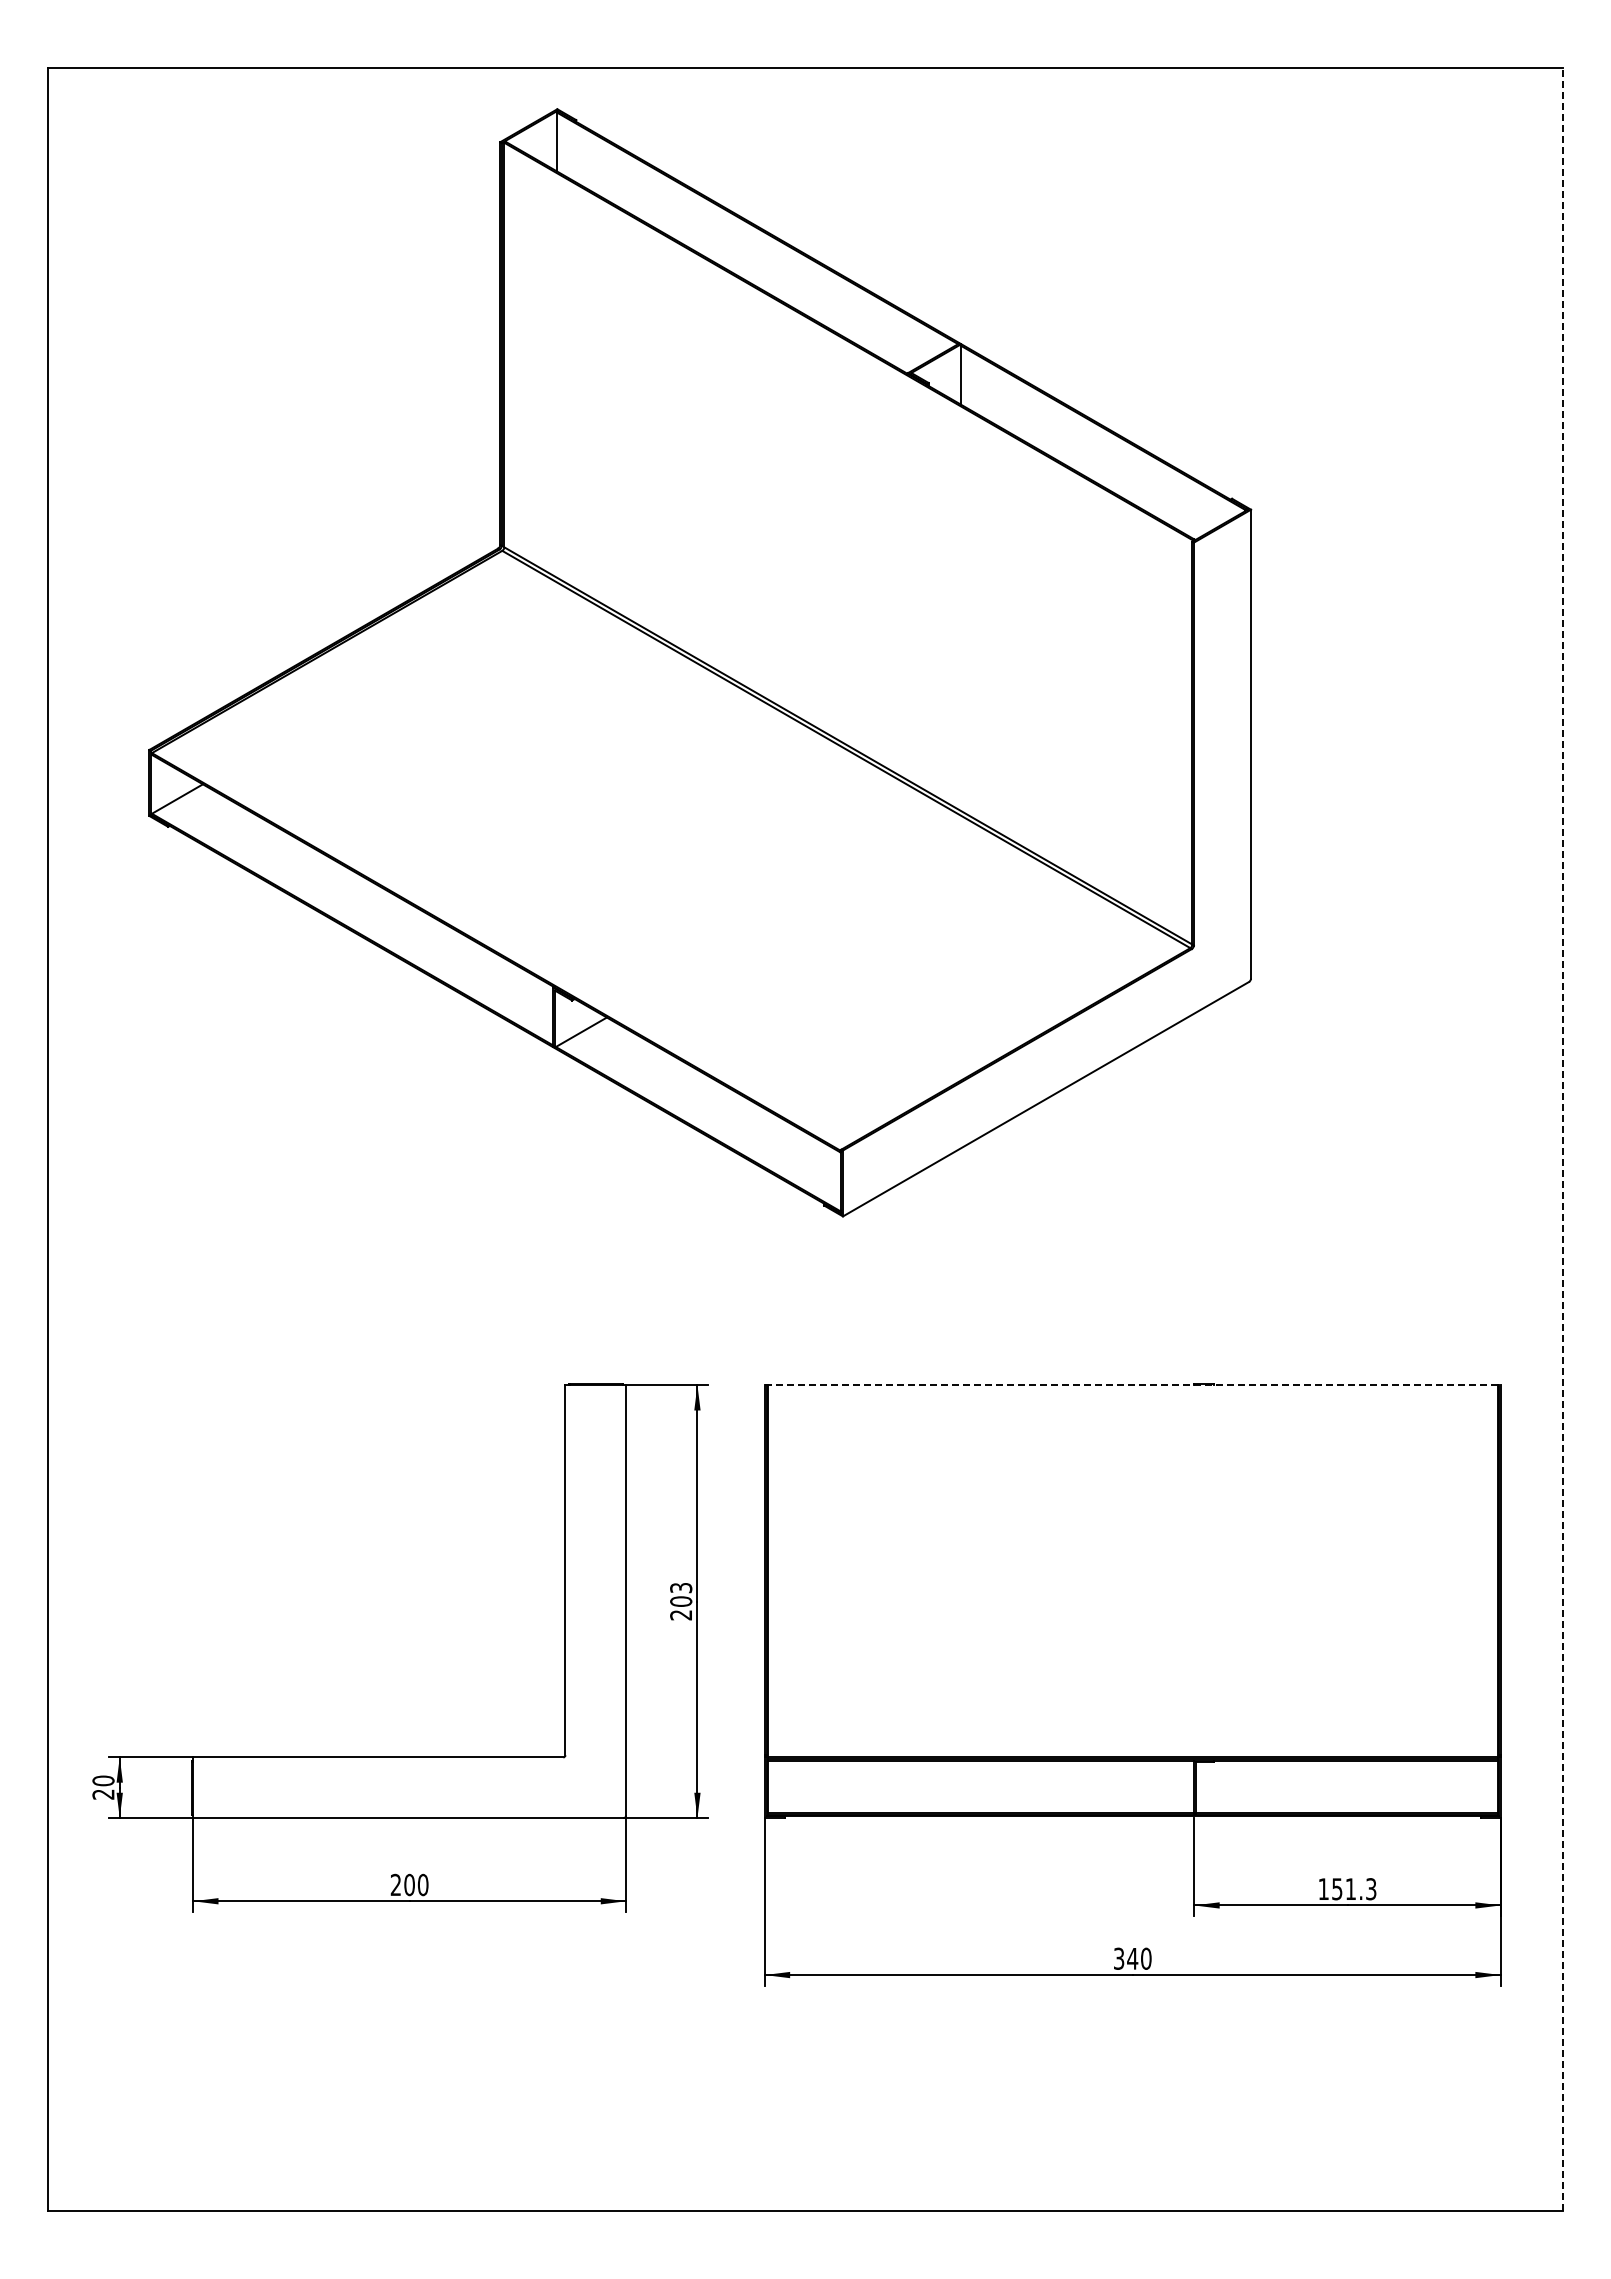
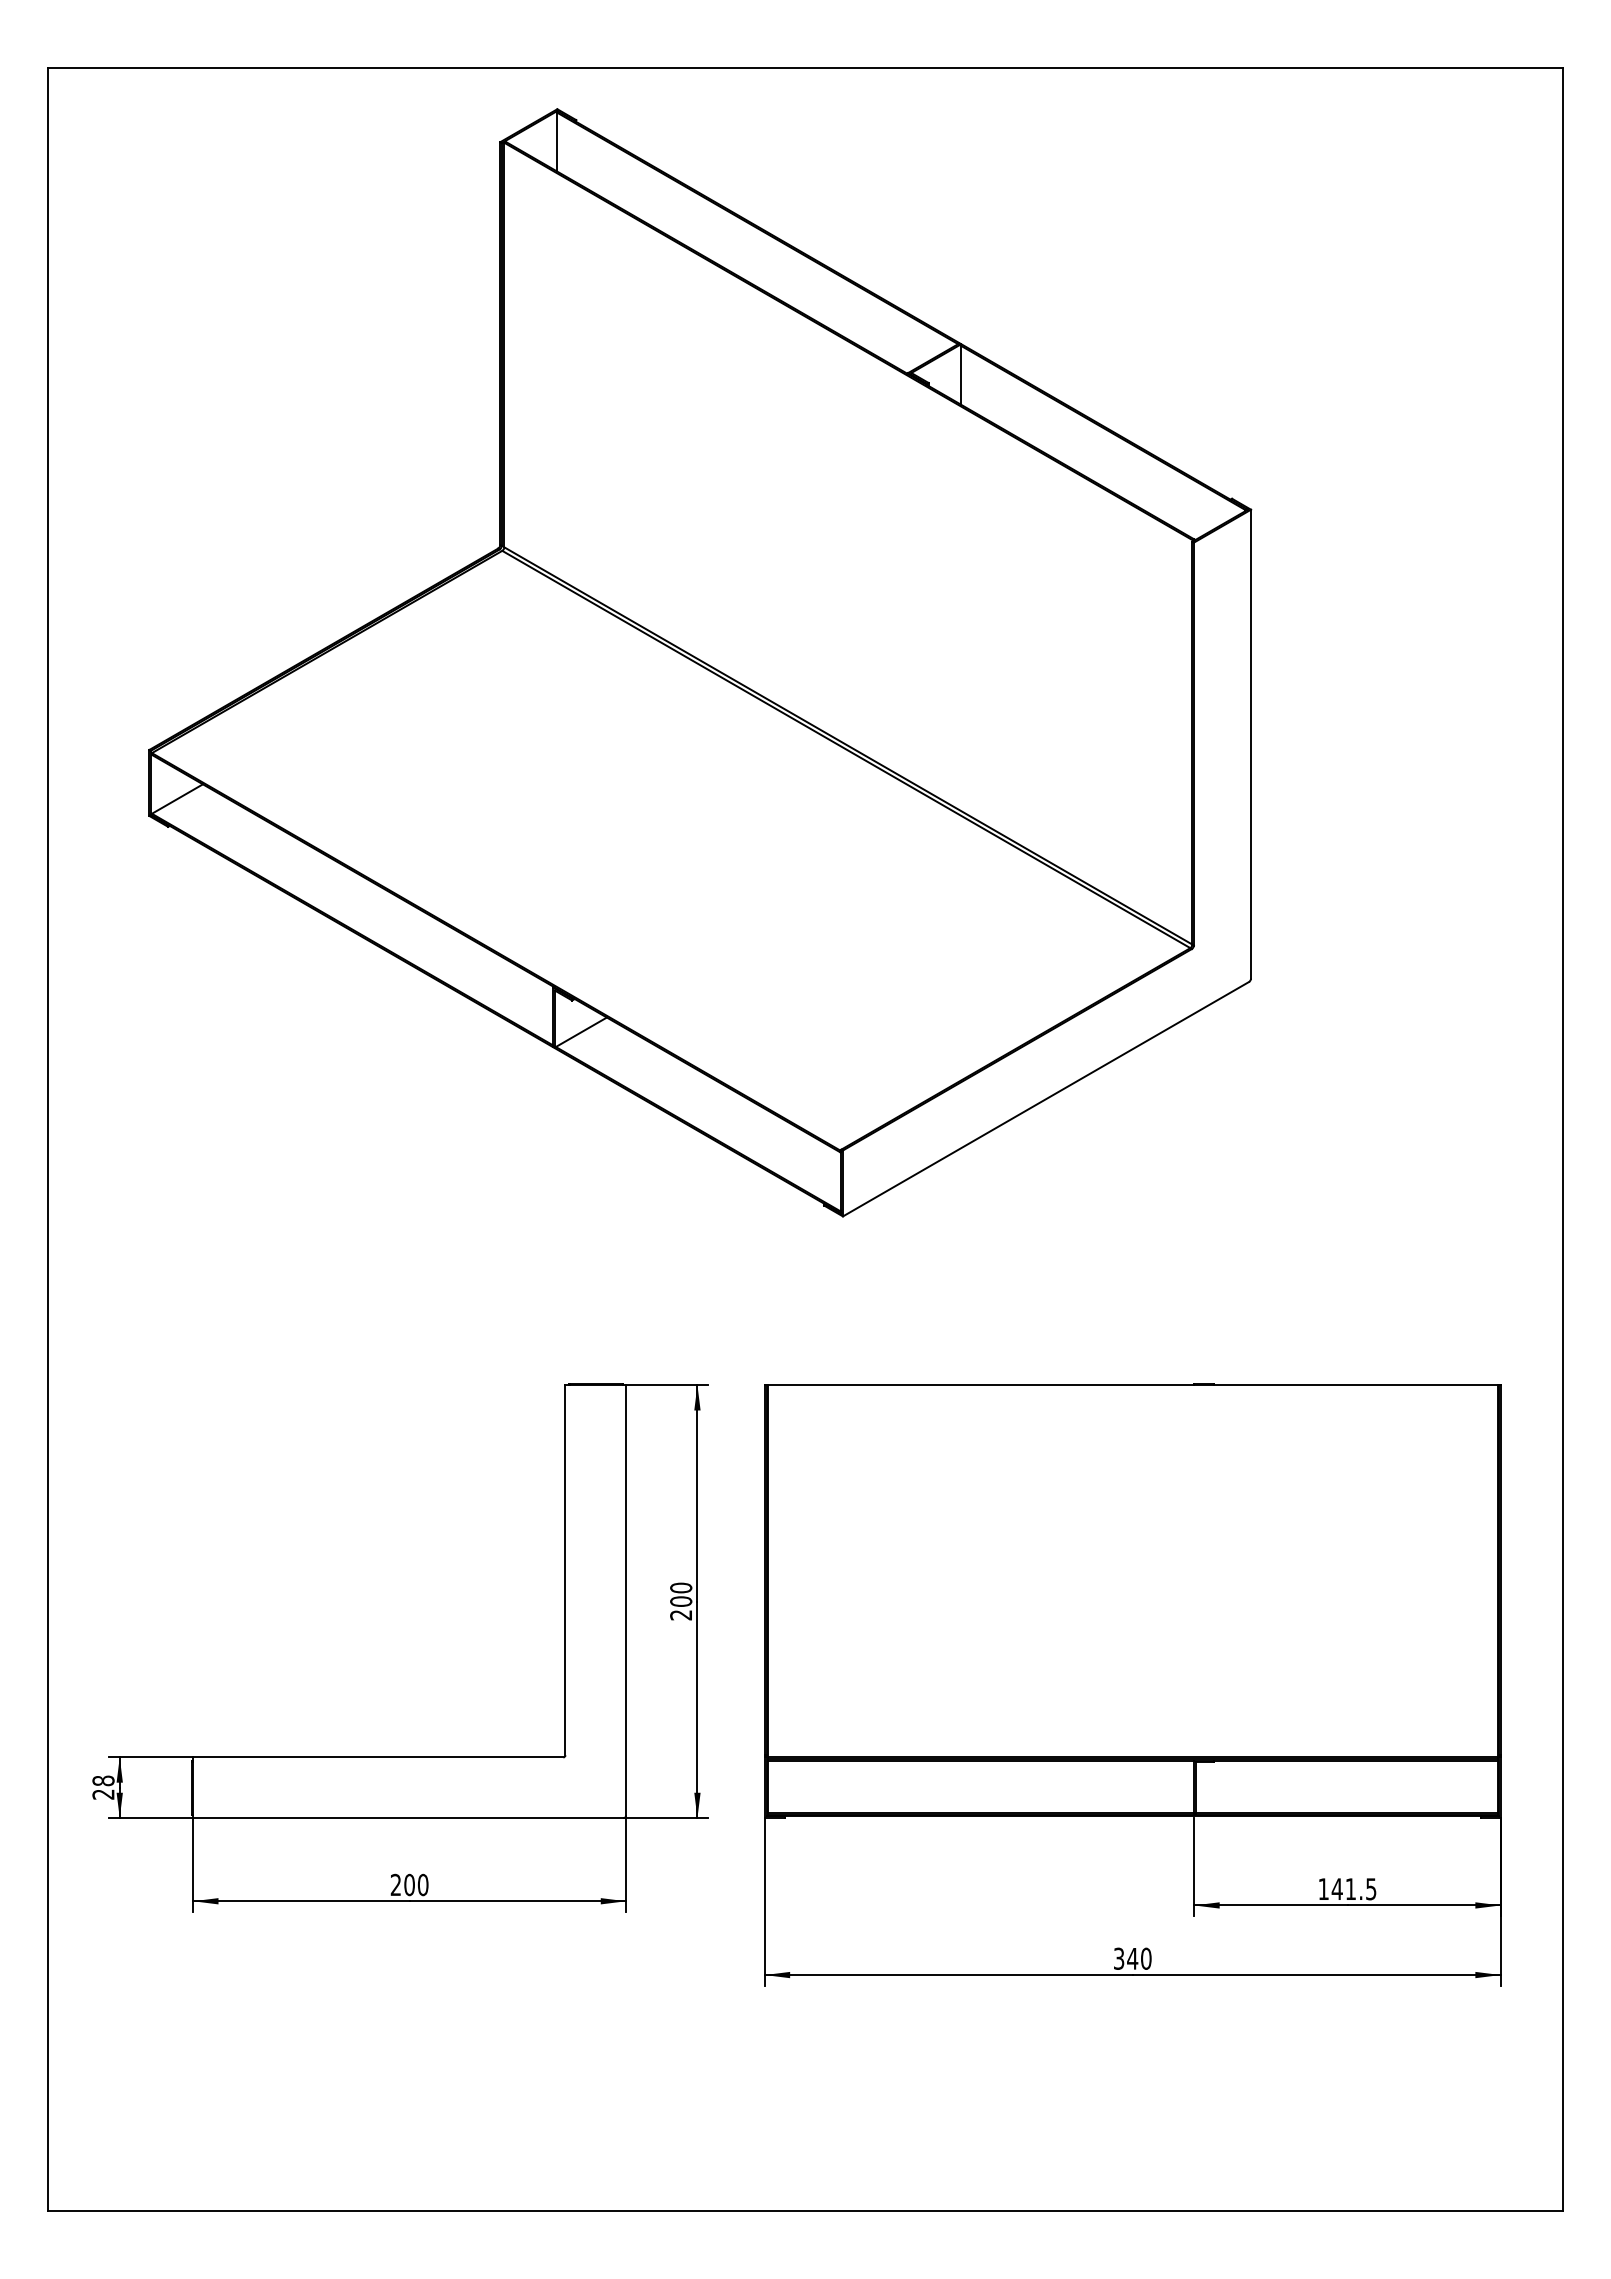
line: dashed -> solid (1562, 1139)
line: dashed -> solid (1132, 1385)
text: 203 -> 200 (681, 1587)
text: 20 -> 28 (103, 1780)
text: 151.3 -> 141.5 (1353, 1889)
